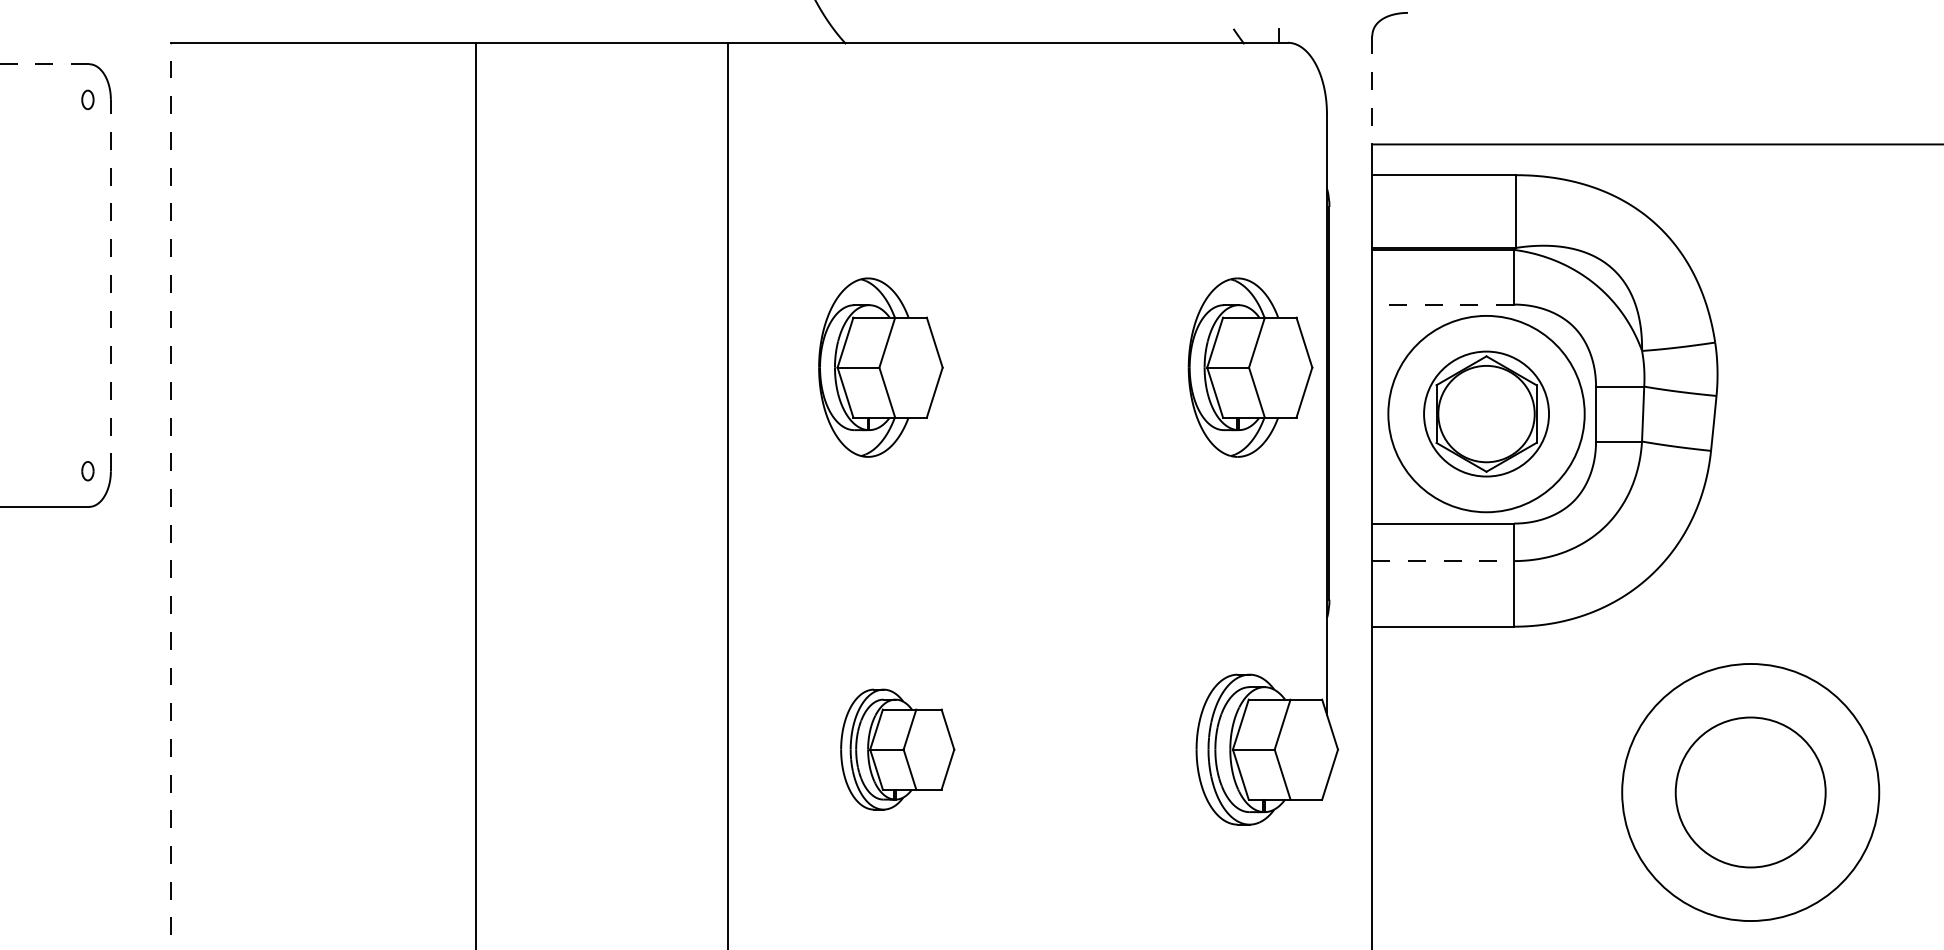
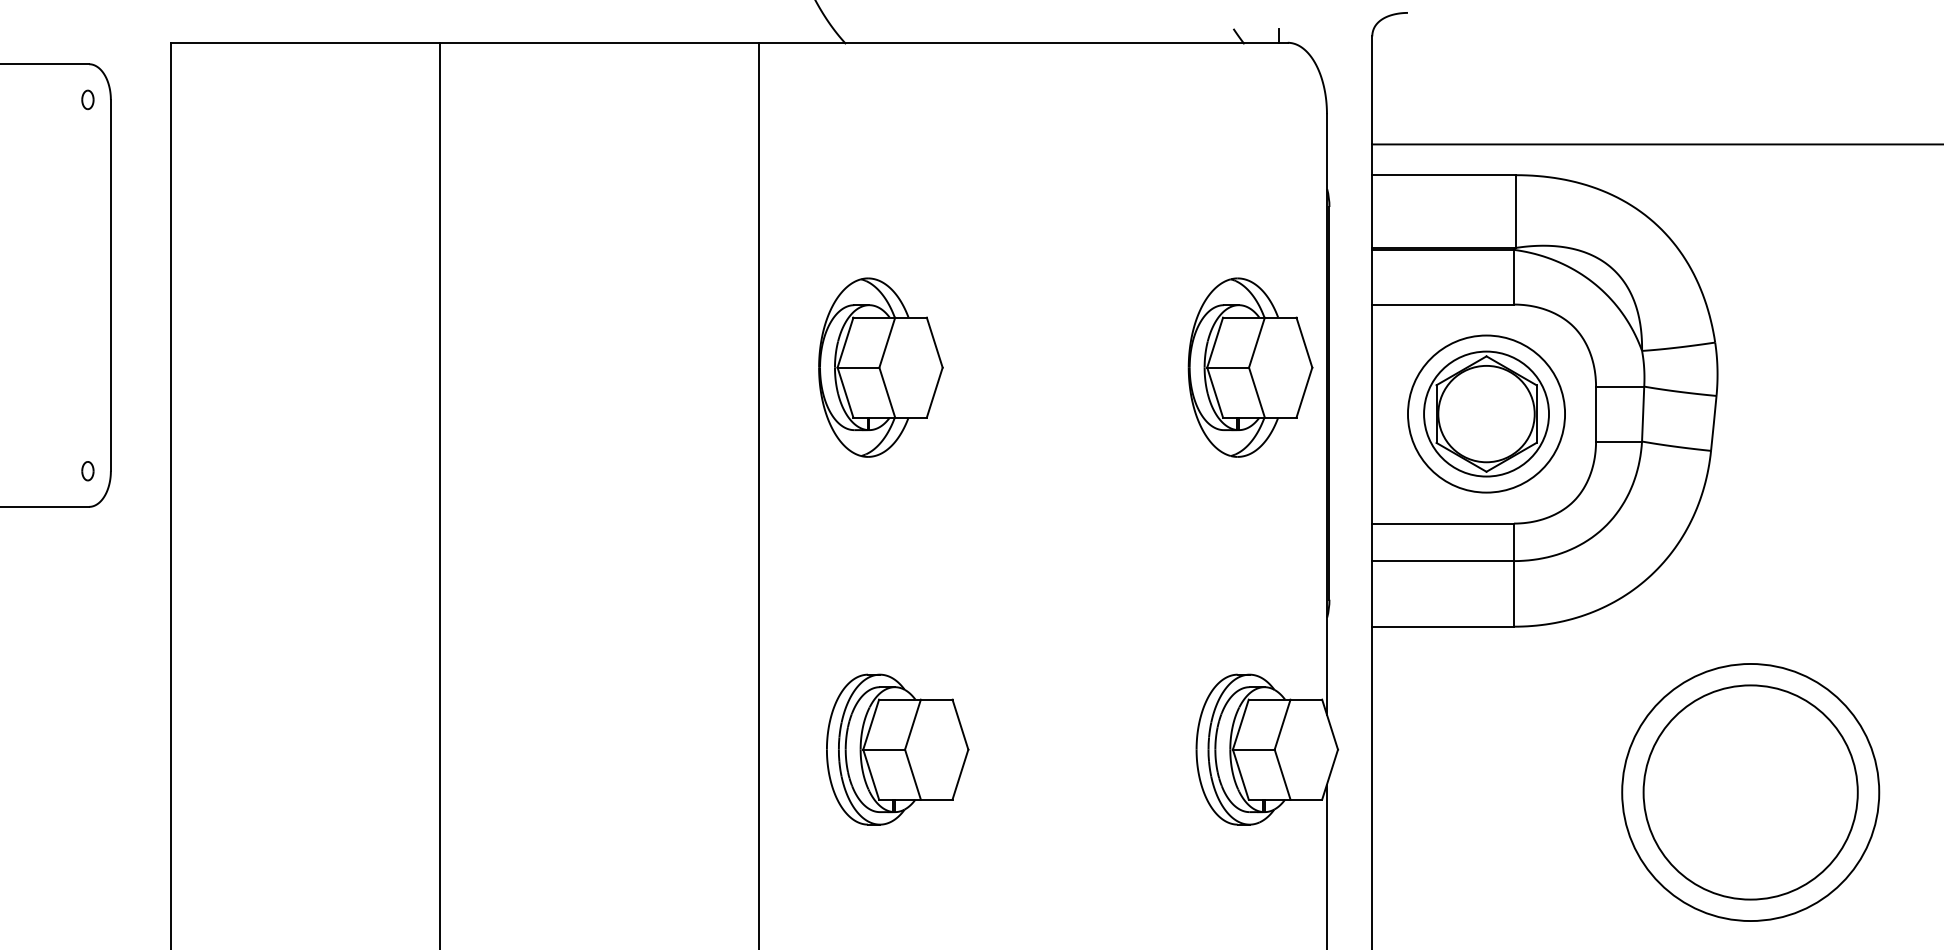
line: dashed -> solid (44, 64)
line: dashed -> solid (1372, 90)
line: dashed -> solid (110, 285)
line: dashed -> solid (1443, 304)
circle diameter: 196 px -> 157 px (1486, 413)
line position: (475, 494) -> (439, 494) (439, 494)
line position: (728, 494) -> (759, 494) (759, 494)
line: dashed -> solid (171, 495)
line: dashed -> solid (1443, 561)
part size: 116x123 px -> 144x153 px (897, 749)
circle diameter: 150 px -> 214 px (1750, 792)
line: none -> present (1326, 865)
